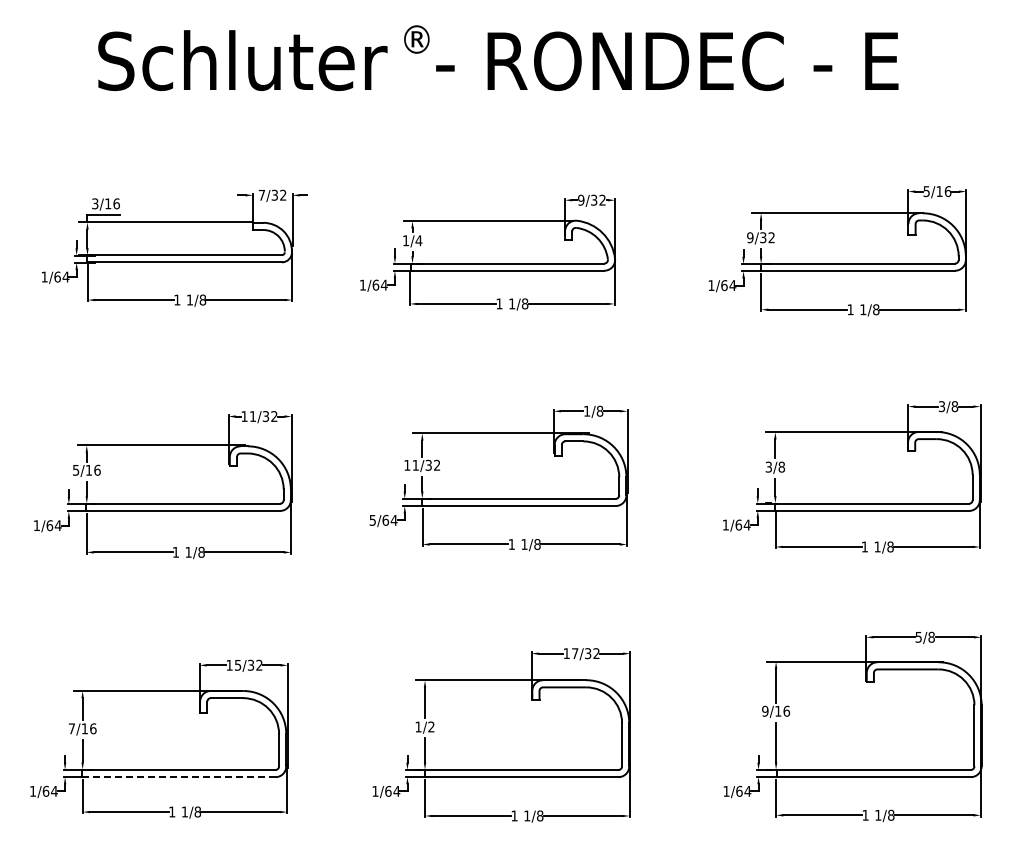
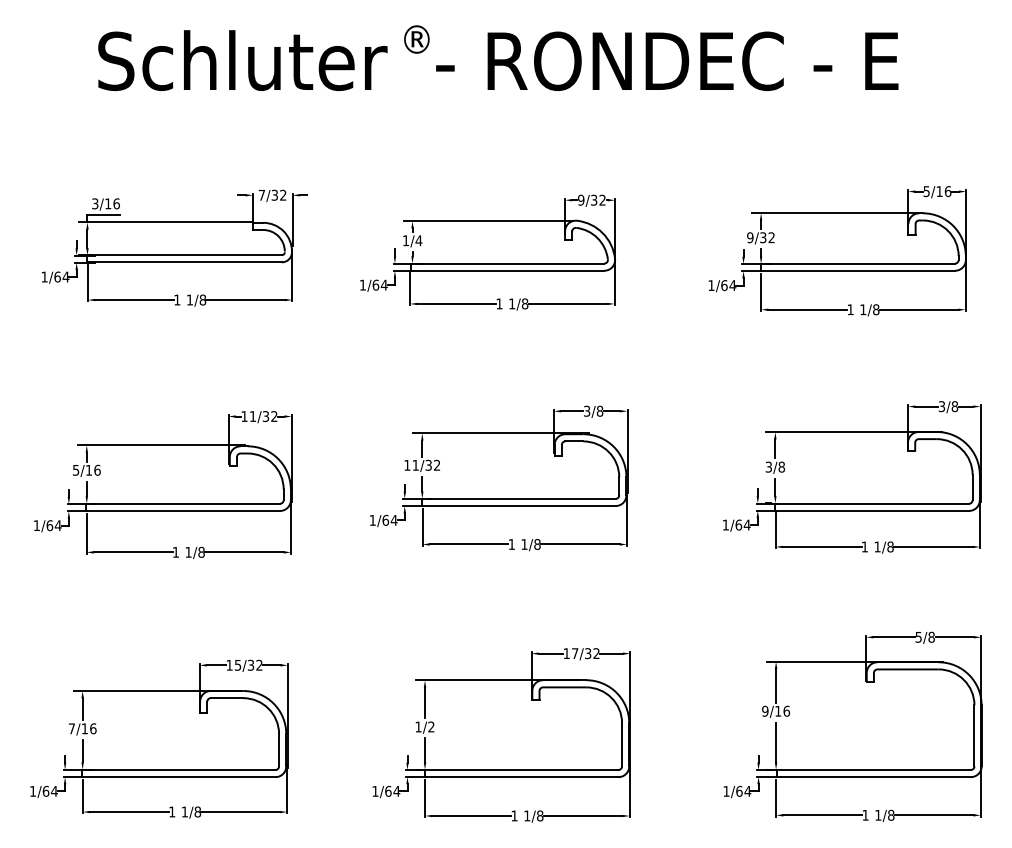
text: 1/8 -> 3/8 (587, 410)
text: 5/64 -> 1/64 (372, 520)
line: dashed -> solid (178, 777)
